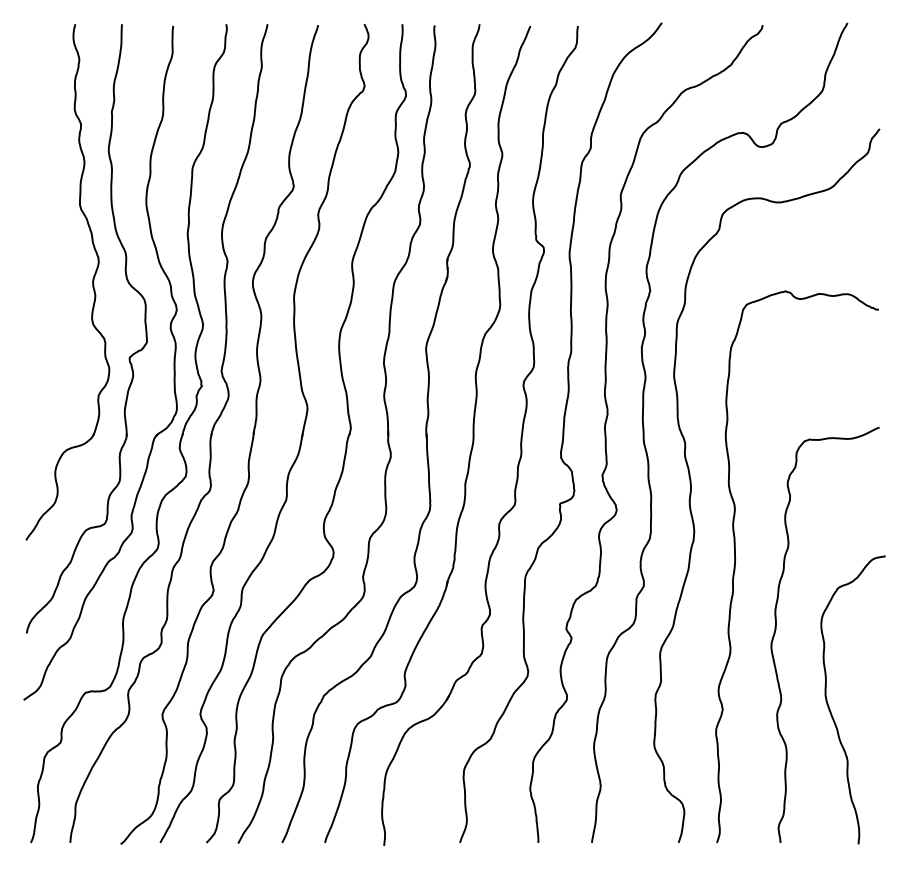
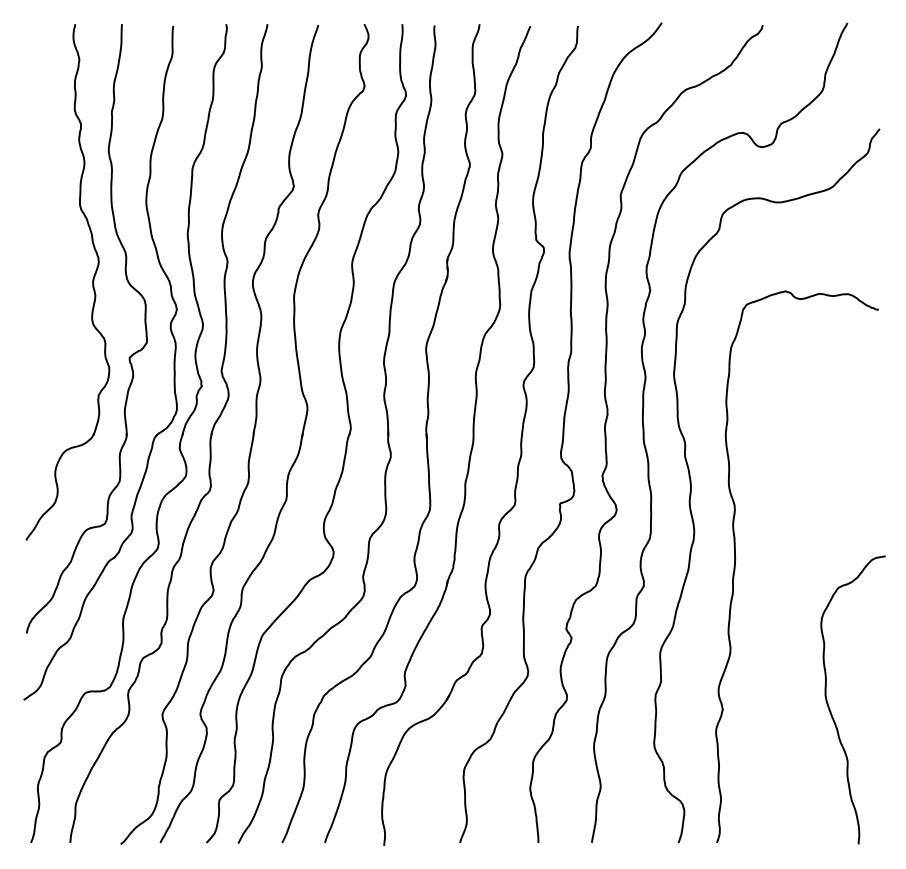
curve: present -> none (776, 630)
